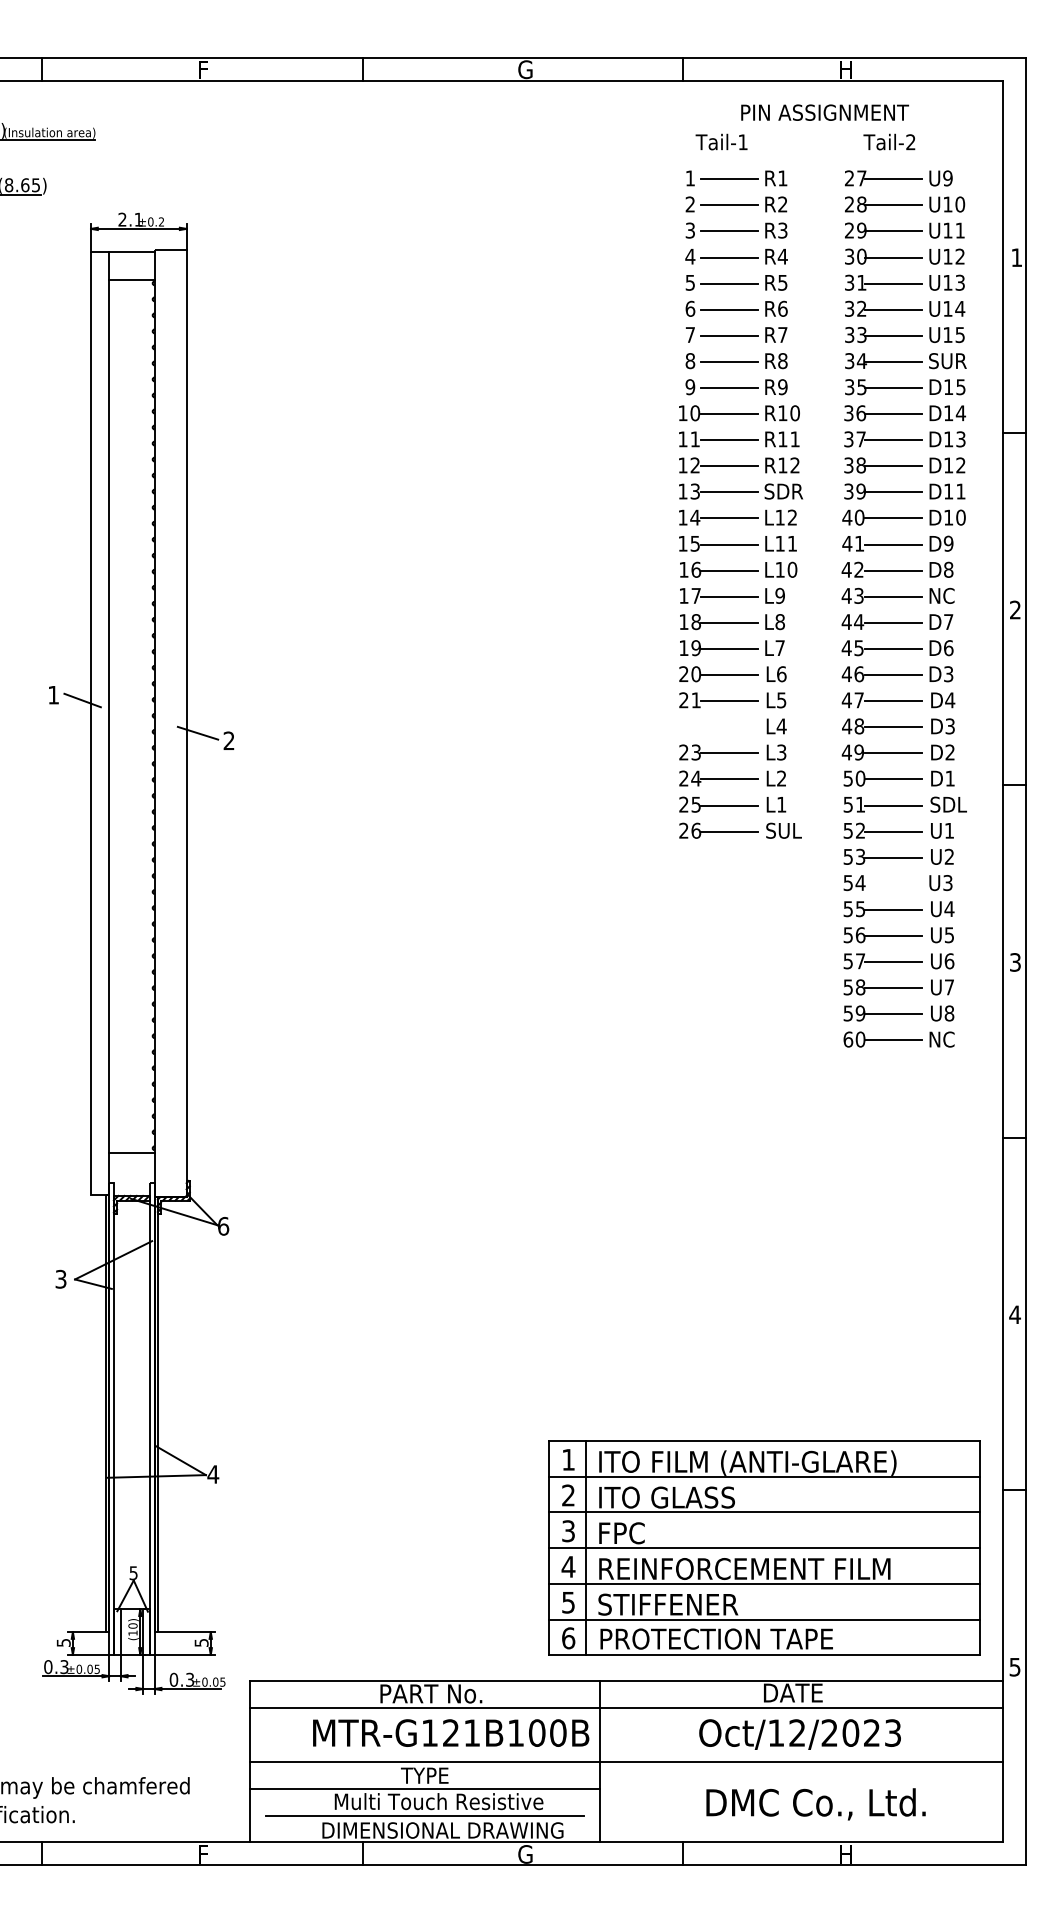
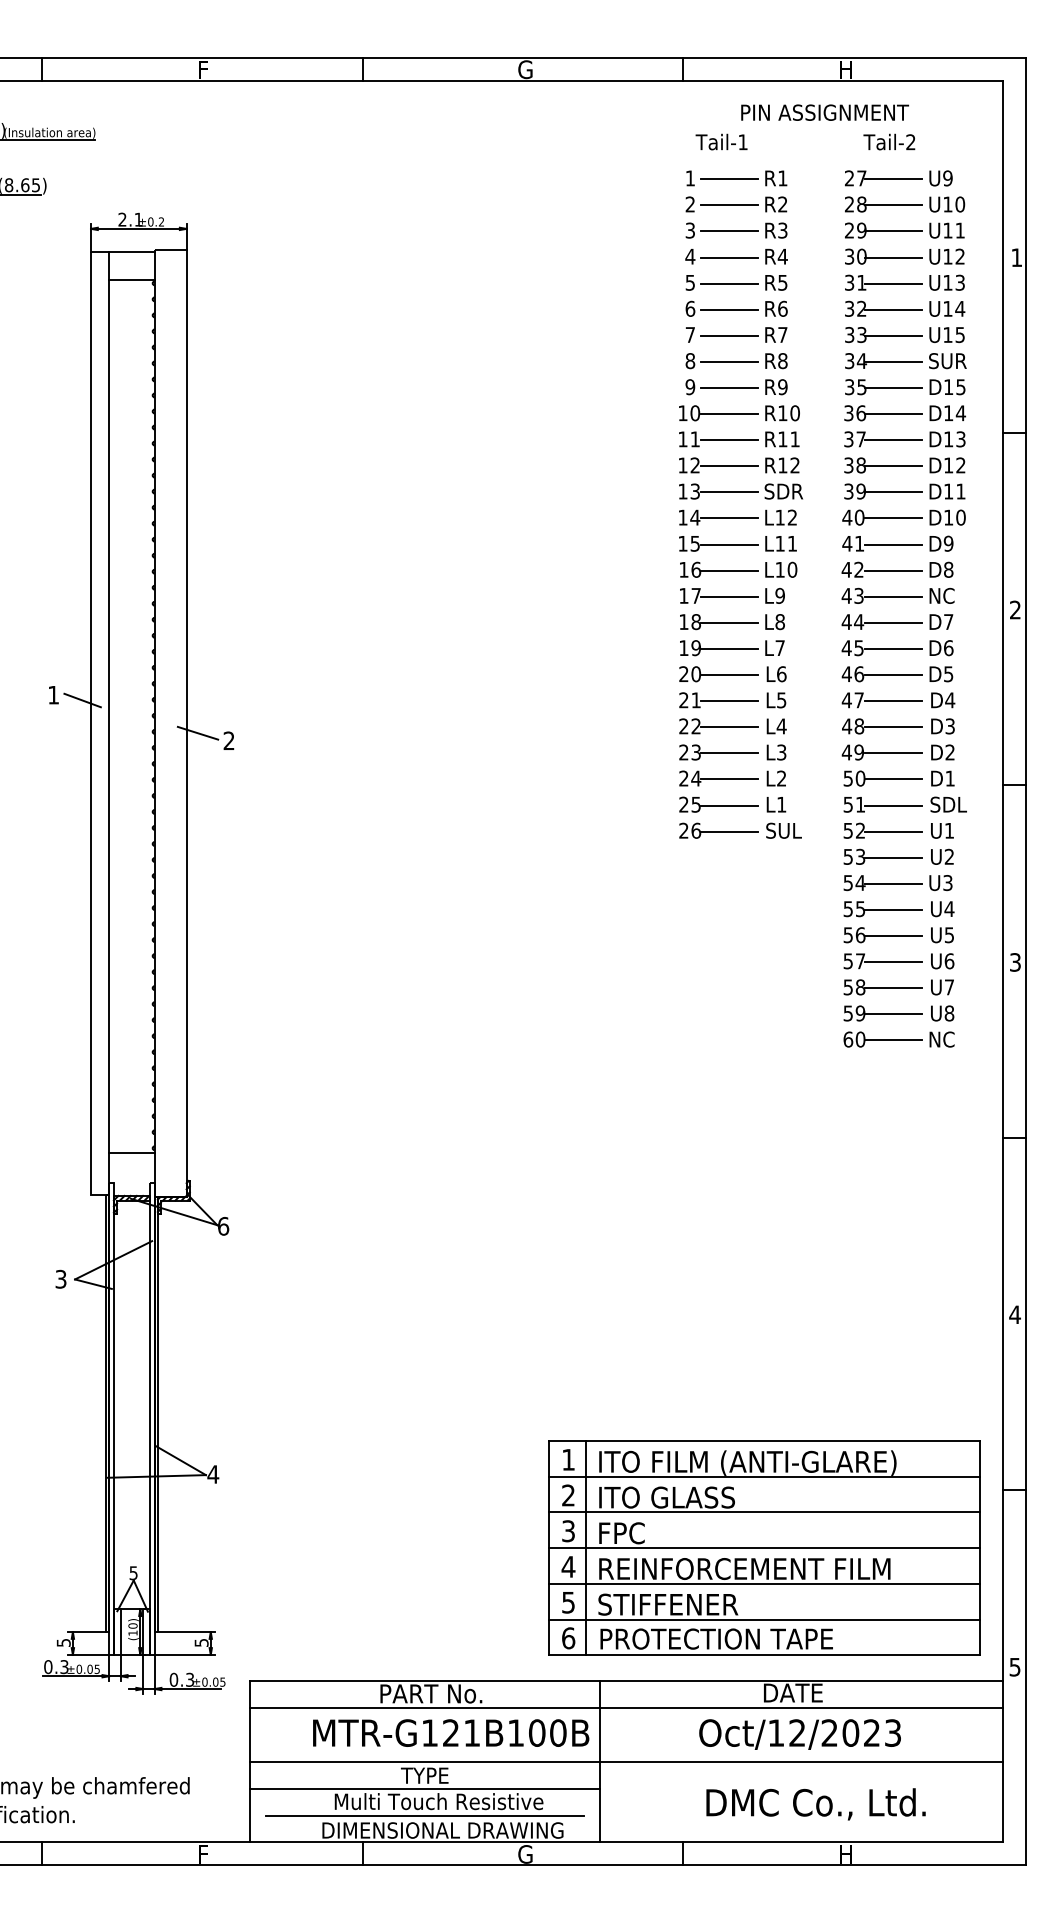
text: D3 -> D5 (948, 673)
part: none -> present (718, 726)
line: none -> present (893, 883)
